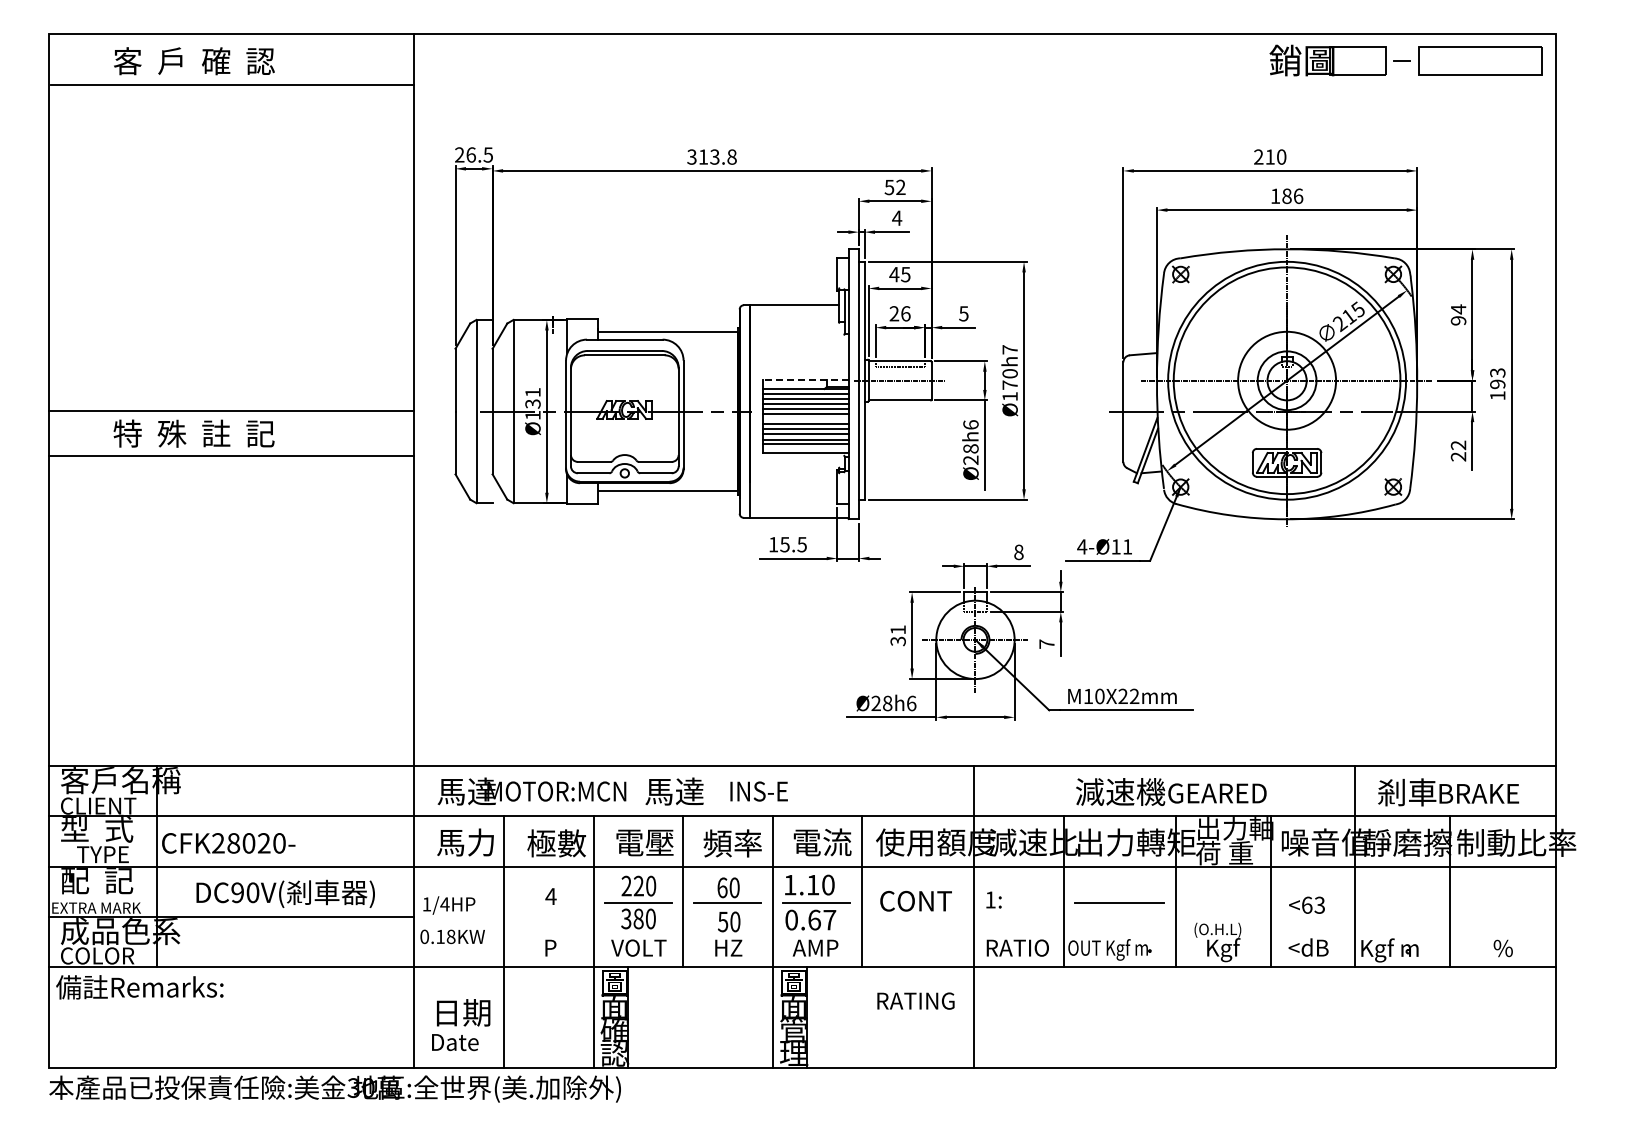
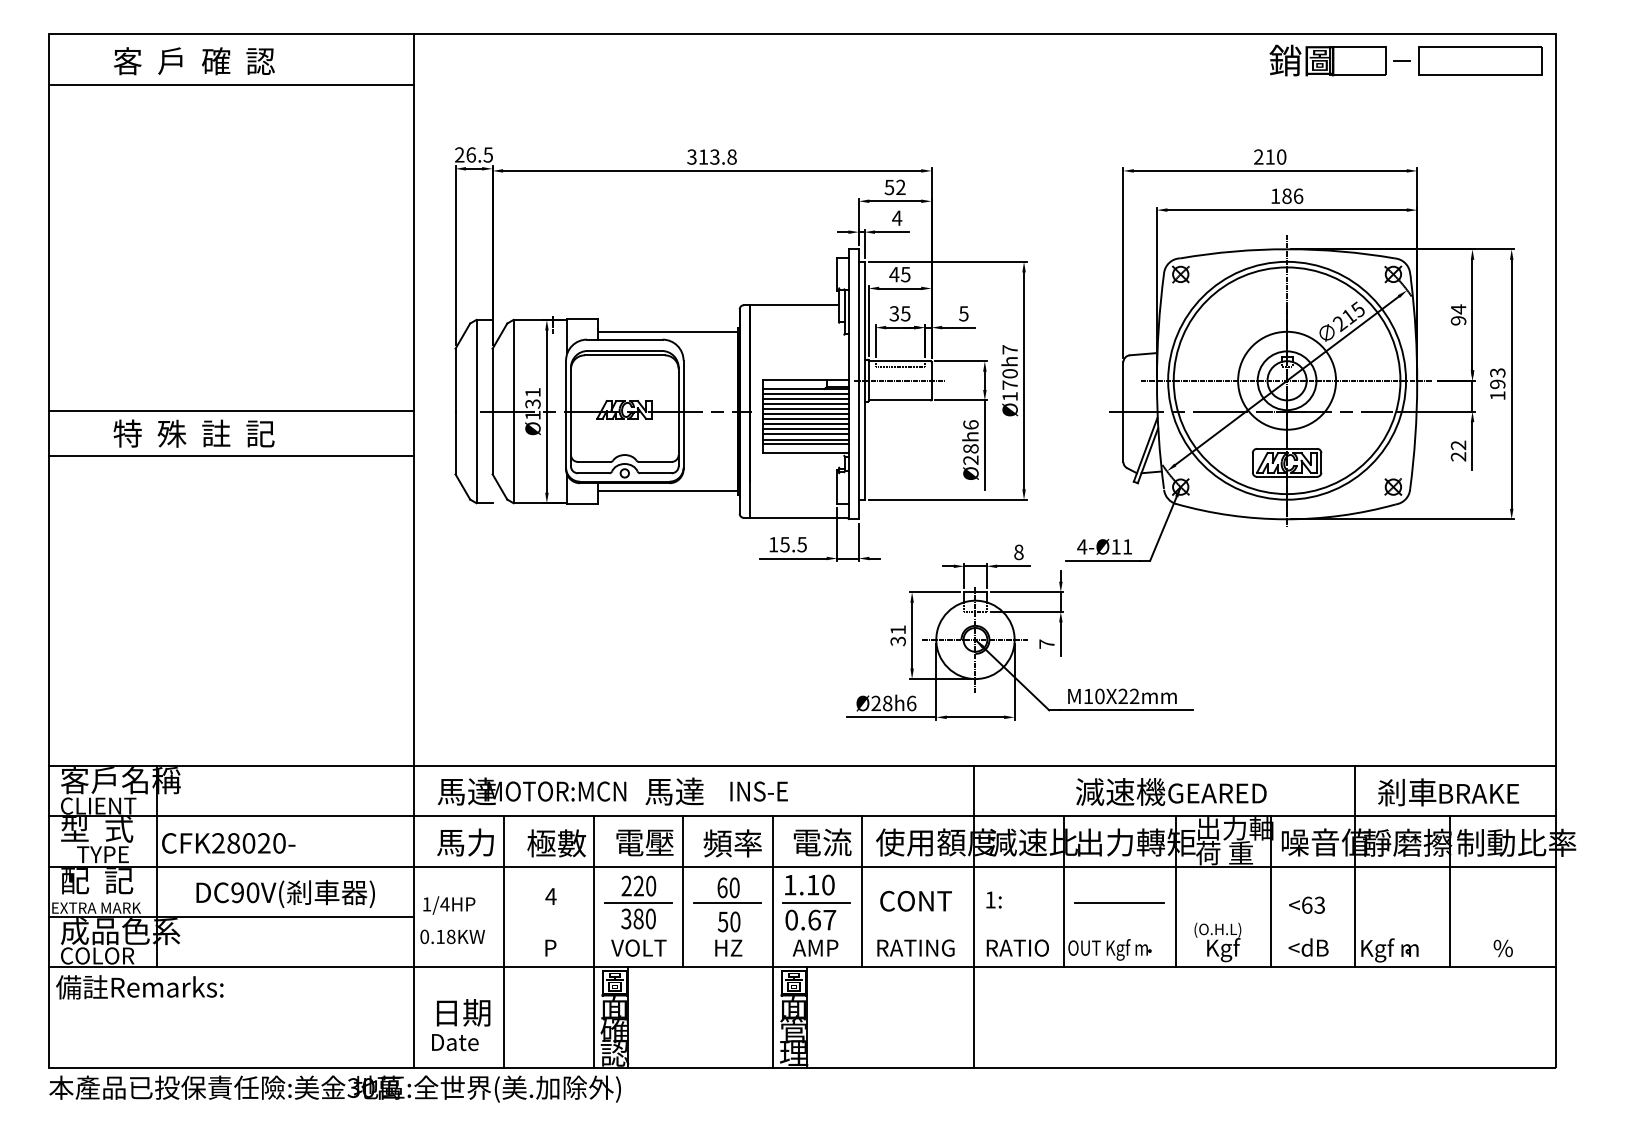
text: 26 -> 35 (899, 313)
line: dashed -> solid (805, 380)
line: none -> present (805, 419)
text position: (915, 1000) -> (915, 947) (915, 947)
